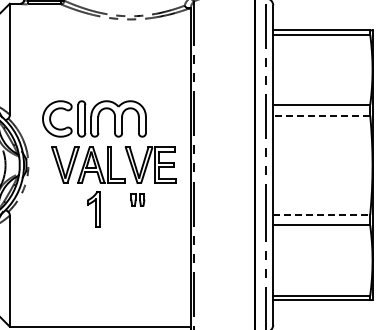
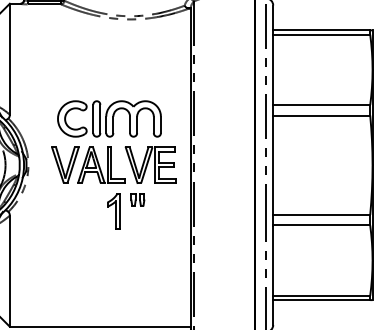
line: dashed -> solid (321, 115)
part position: (94, 118) -> (109, 118) (109, 118)
part position: (93, 209) -> (113, 211) (113, 211)
line: dashed -> solid (321, 214)
